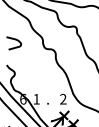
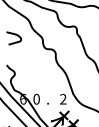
curve position: (14, 40) -> (14, 35) (14, 35)
text: 1 -> 0 (36, 98)
